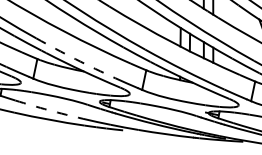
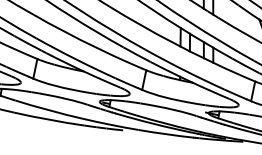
arc: dashed -> solid (75, 59)
arc: dashed -> solid (49, 110)
